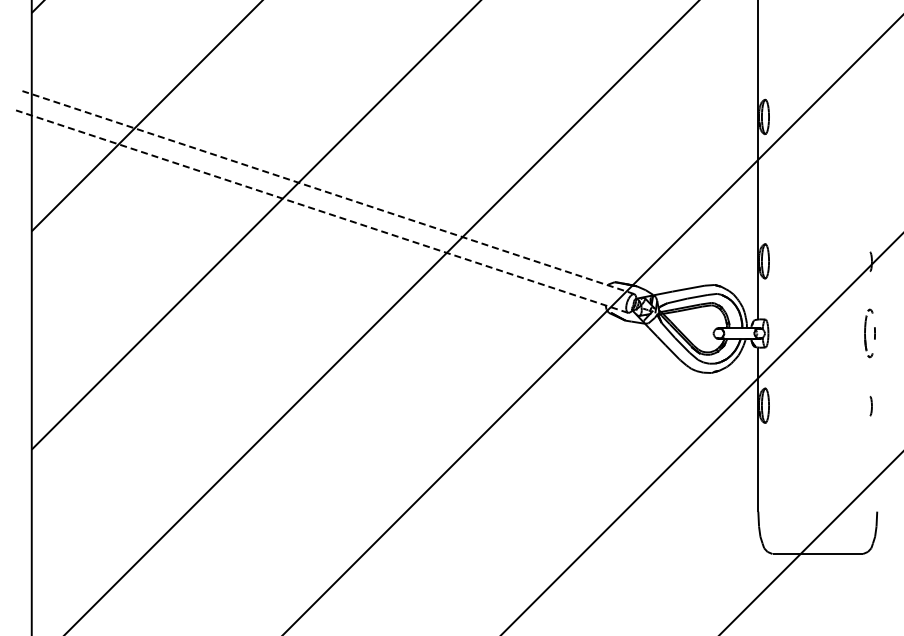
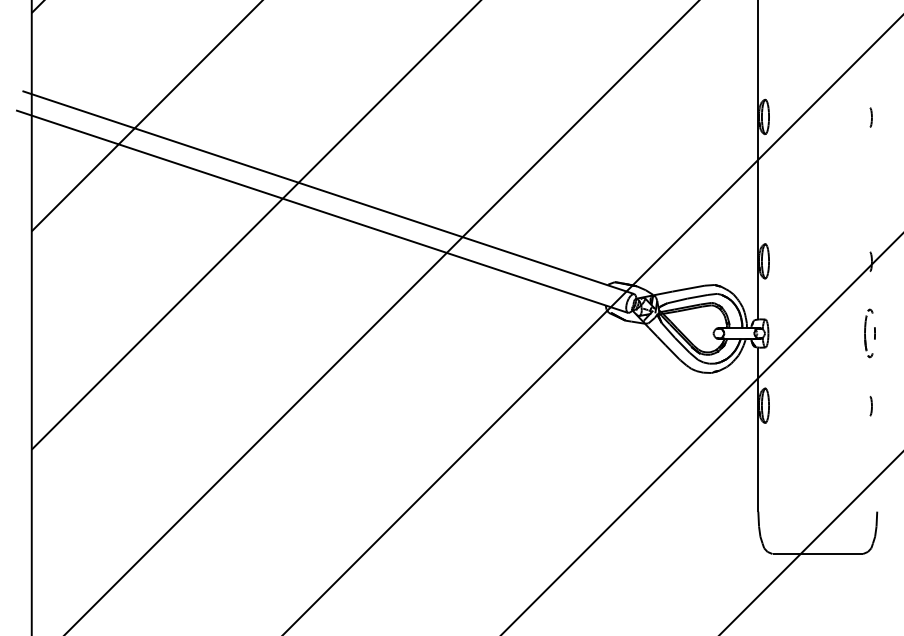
line: none -> present (871, 117)
line: dashed -> solid (327, 192)
line: dashed -> solid (321, 211)
